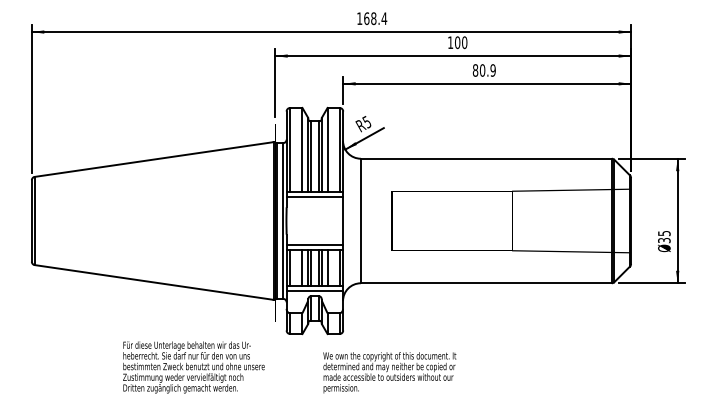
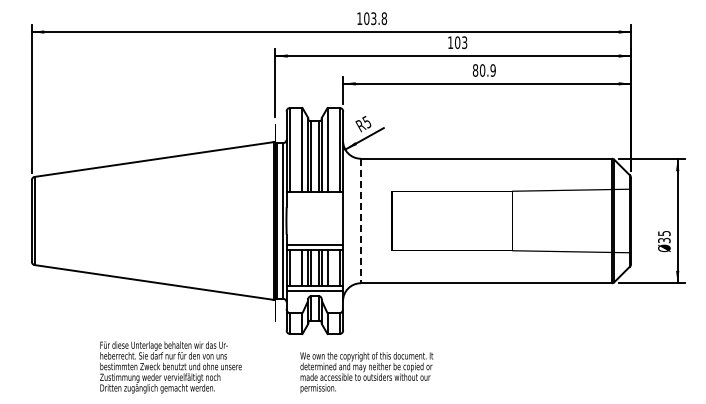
text: 168.4 -> 103.8 (375, 18)
text: 100 -> 103 (464, 42)
line: present -> none (314, 196)
line: solid -> dashed (360, 221)
text position: (289, 367) -> (266, 367) (266, 367)
